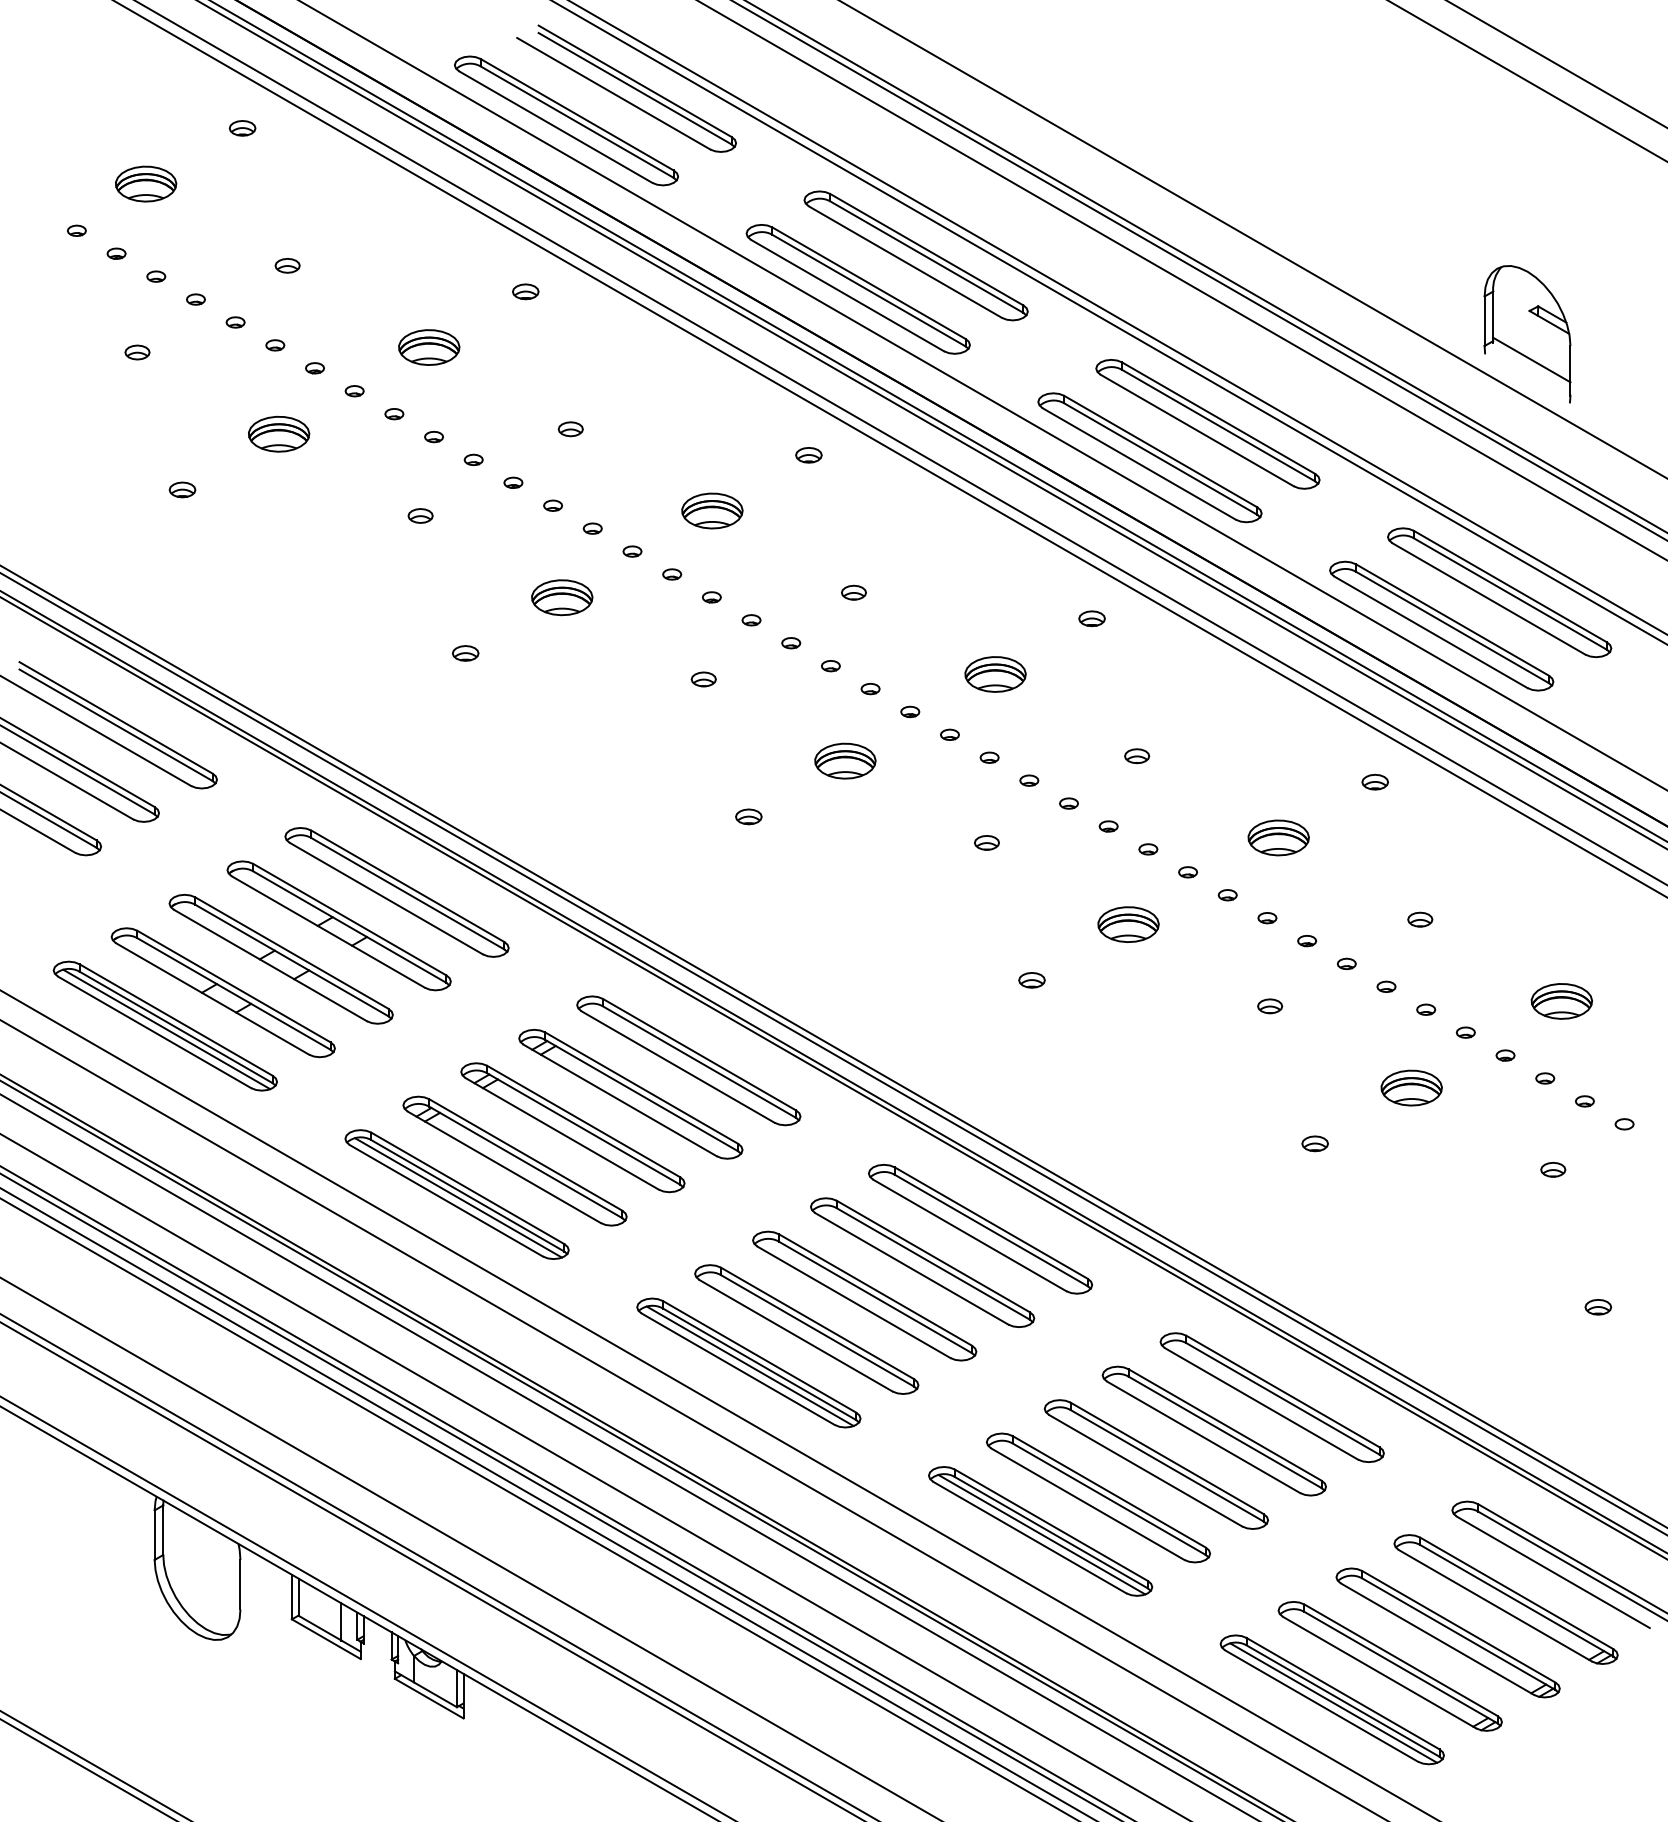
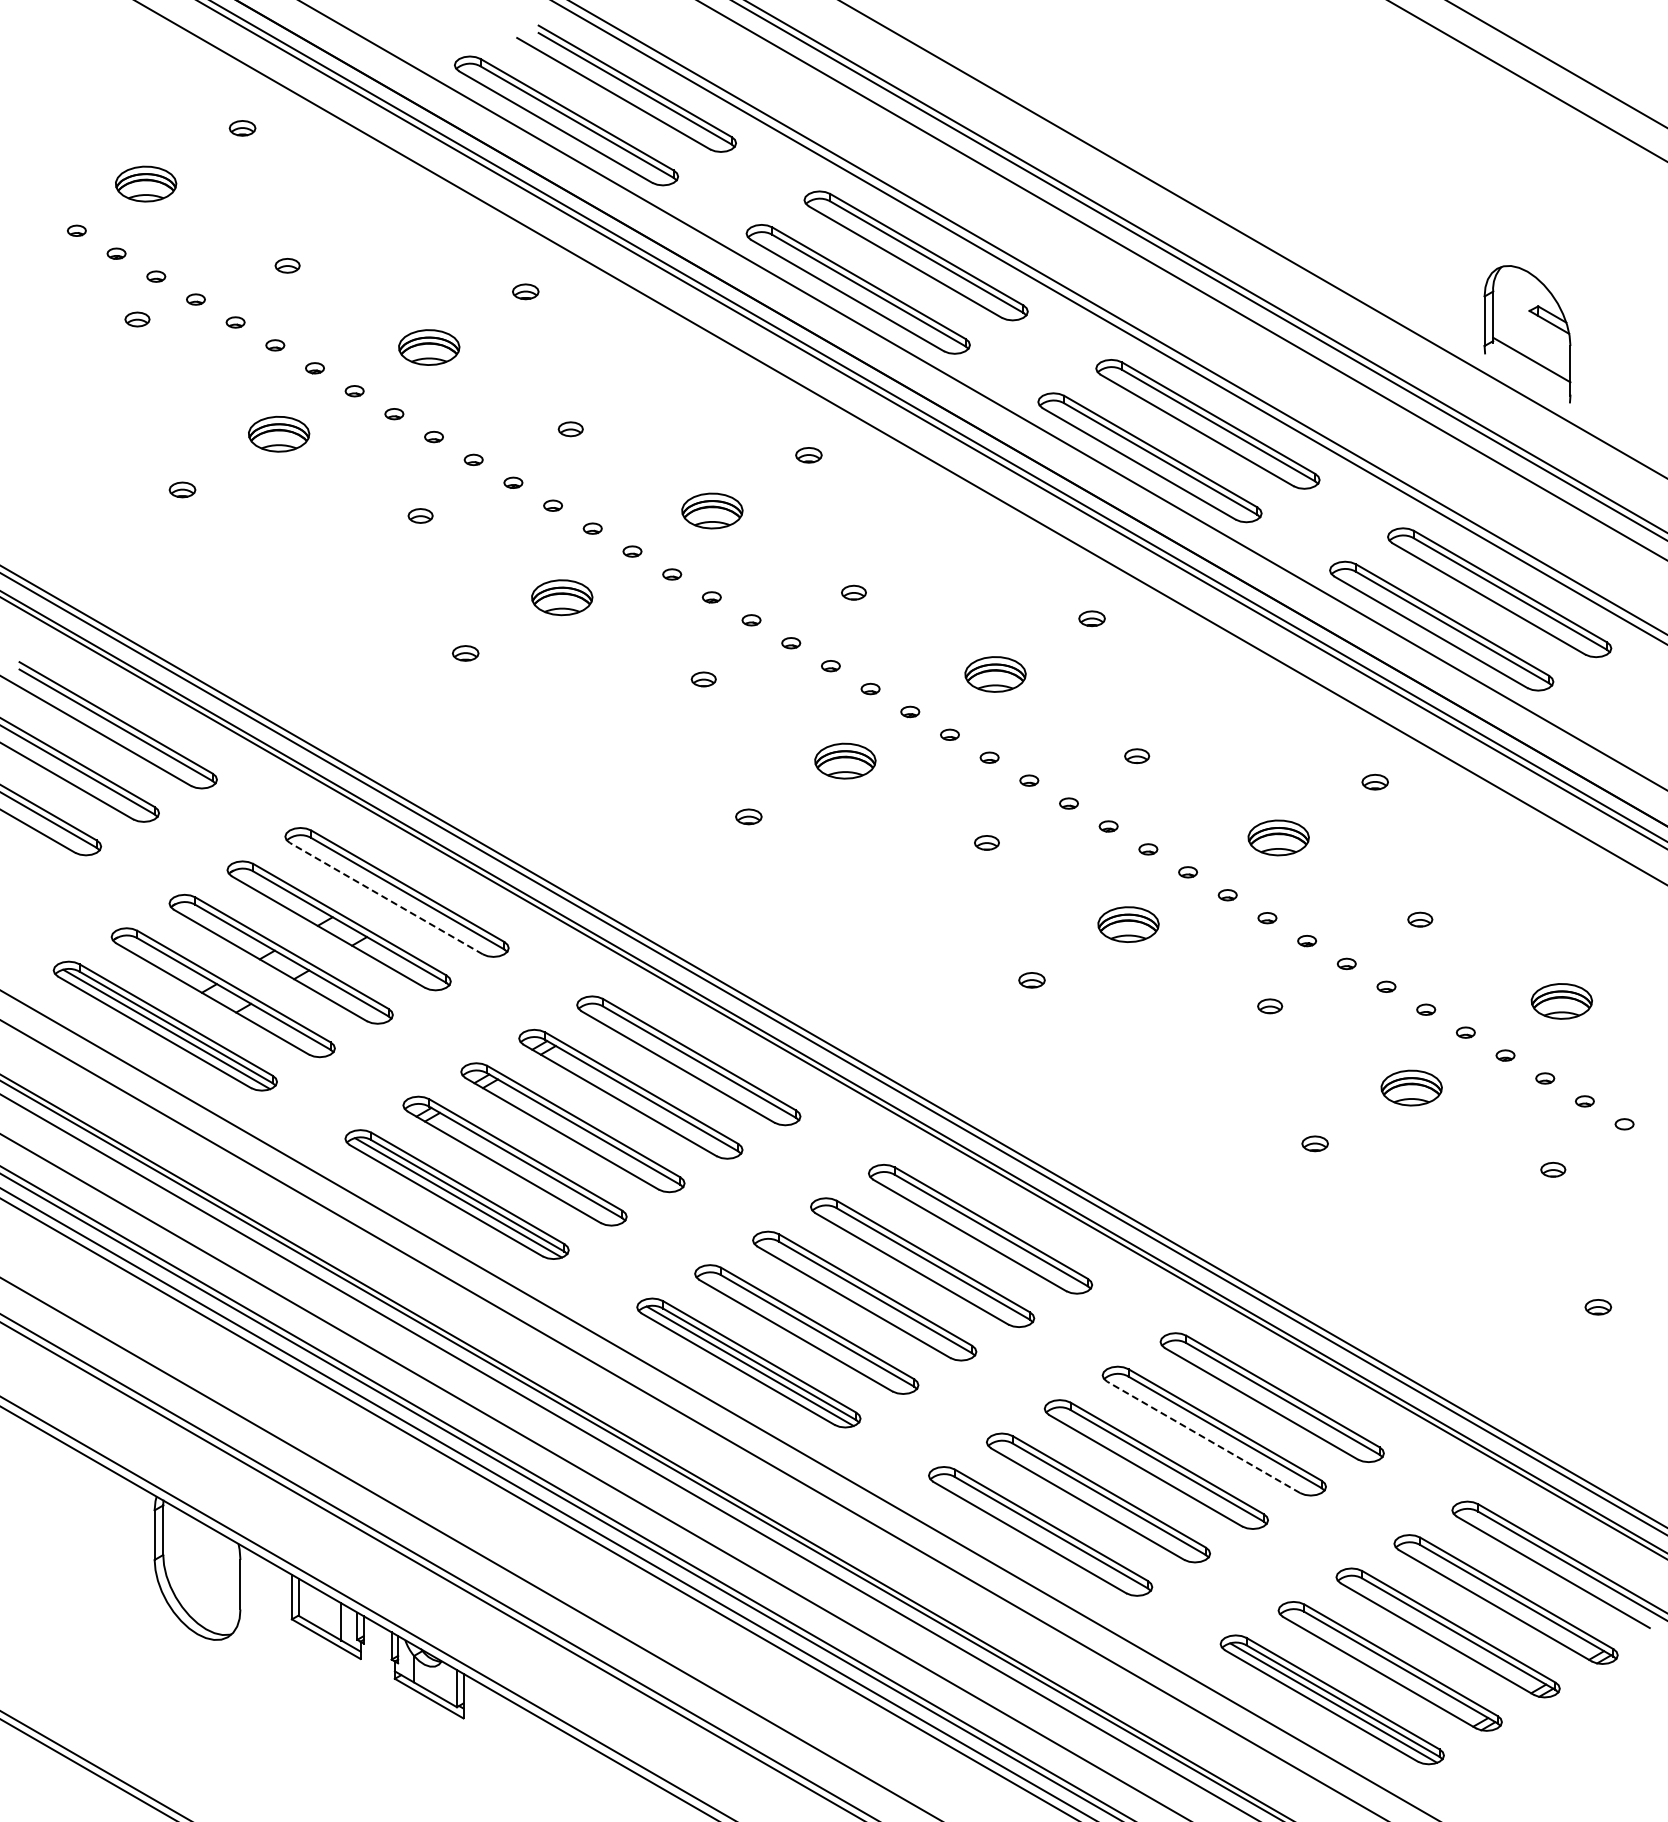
part position: (137, 352) -> (137, 319) (137, 319)
line: present -> none (890, 449)
line: solid -> dashed (385, 898)
line: solid -> dashed (1203, 1437)
line: present -> none (1041, 1534)
